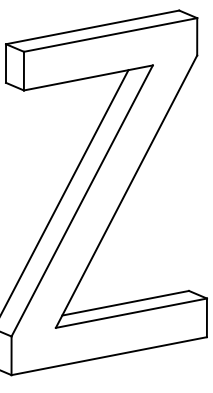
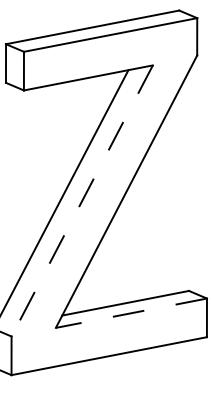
line: solid -> dashed (82, 200)
line: solid -> dashed (131, 313)
